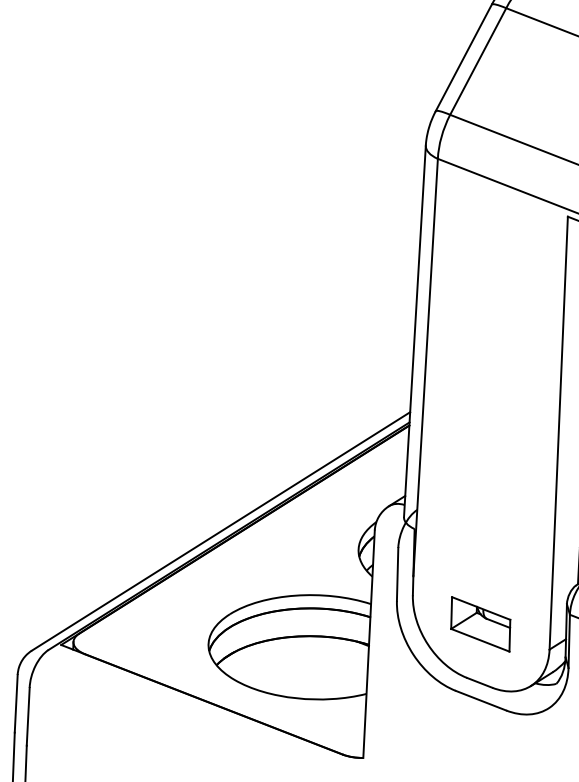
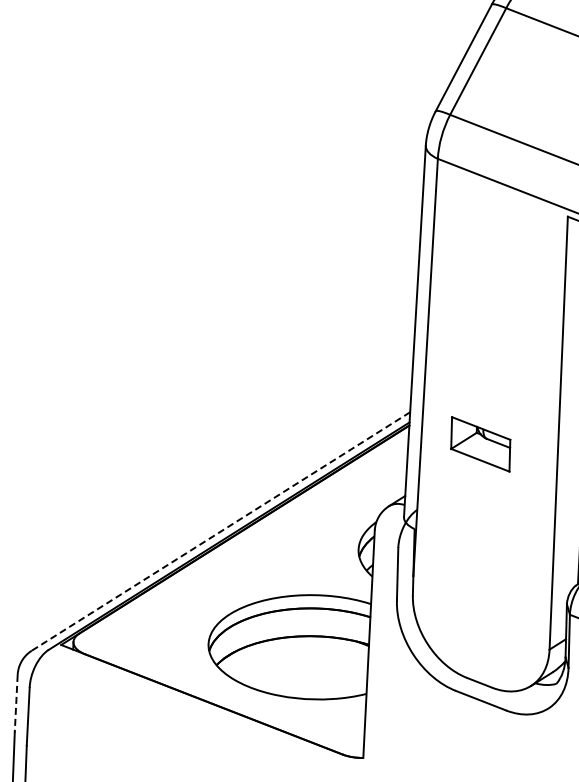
line: solid -> dashed (221, 531)
part position: (480, 624) -> (480, 444) (480, 444)
line: solid -> dashed (16, 703)
